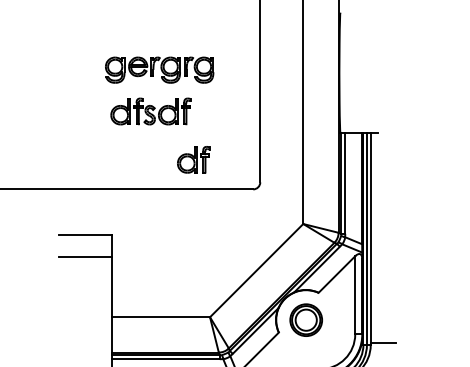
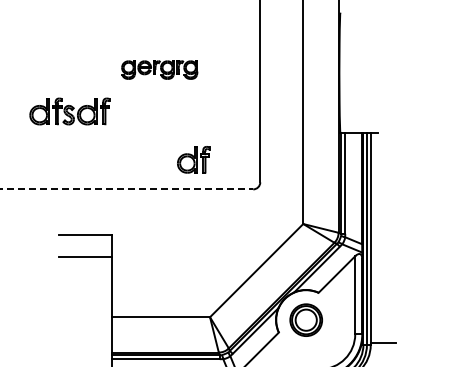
part size: 110x28 px -> 78x20 px (159, 69)
part position: (150, 111) -> (69, 111) (69, 111)
line: solid -> dashed (127, 189)
